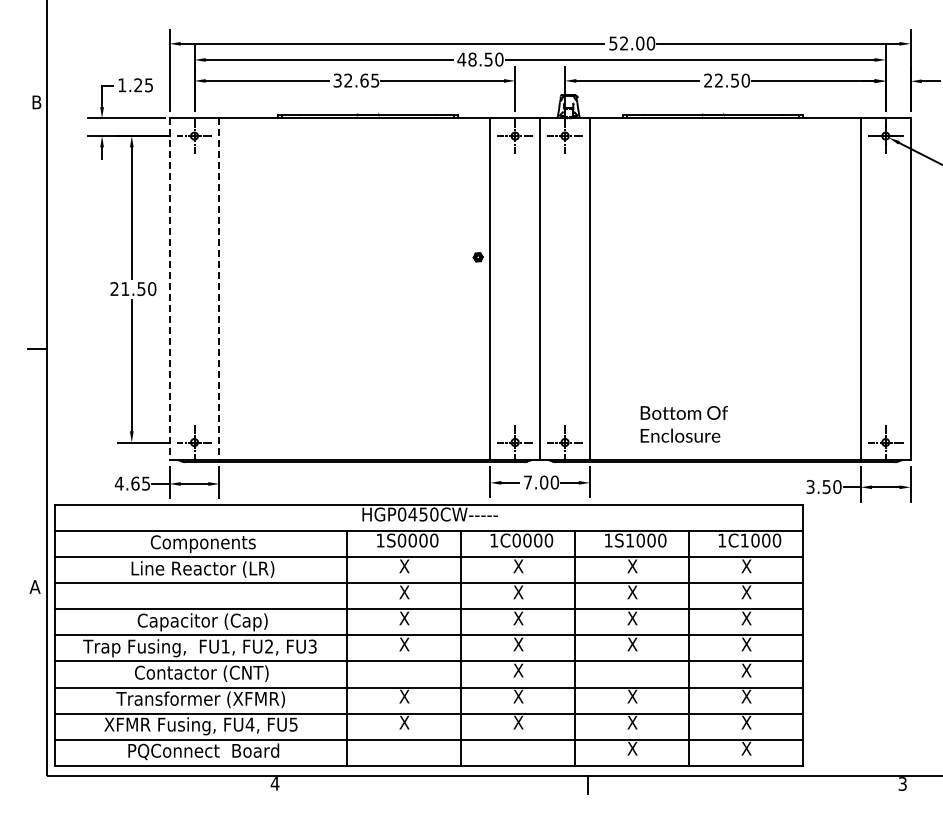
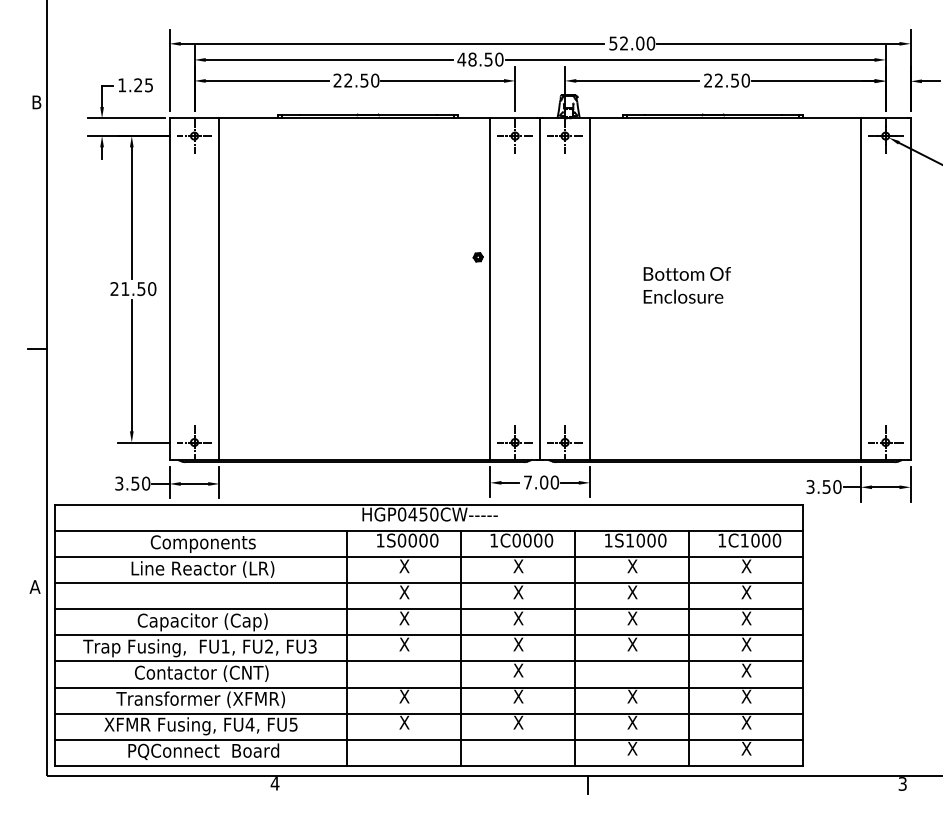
text: 32.65 -> 22.50 (356, 80)
line: dashed -> solid (169, 289)
line: dashed -> solid (219, 289)
text position: (683, 424) -> (686, 285) (686, 285)
text: 4.65 -> 3.50 (132, 483)
